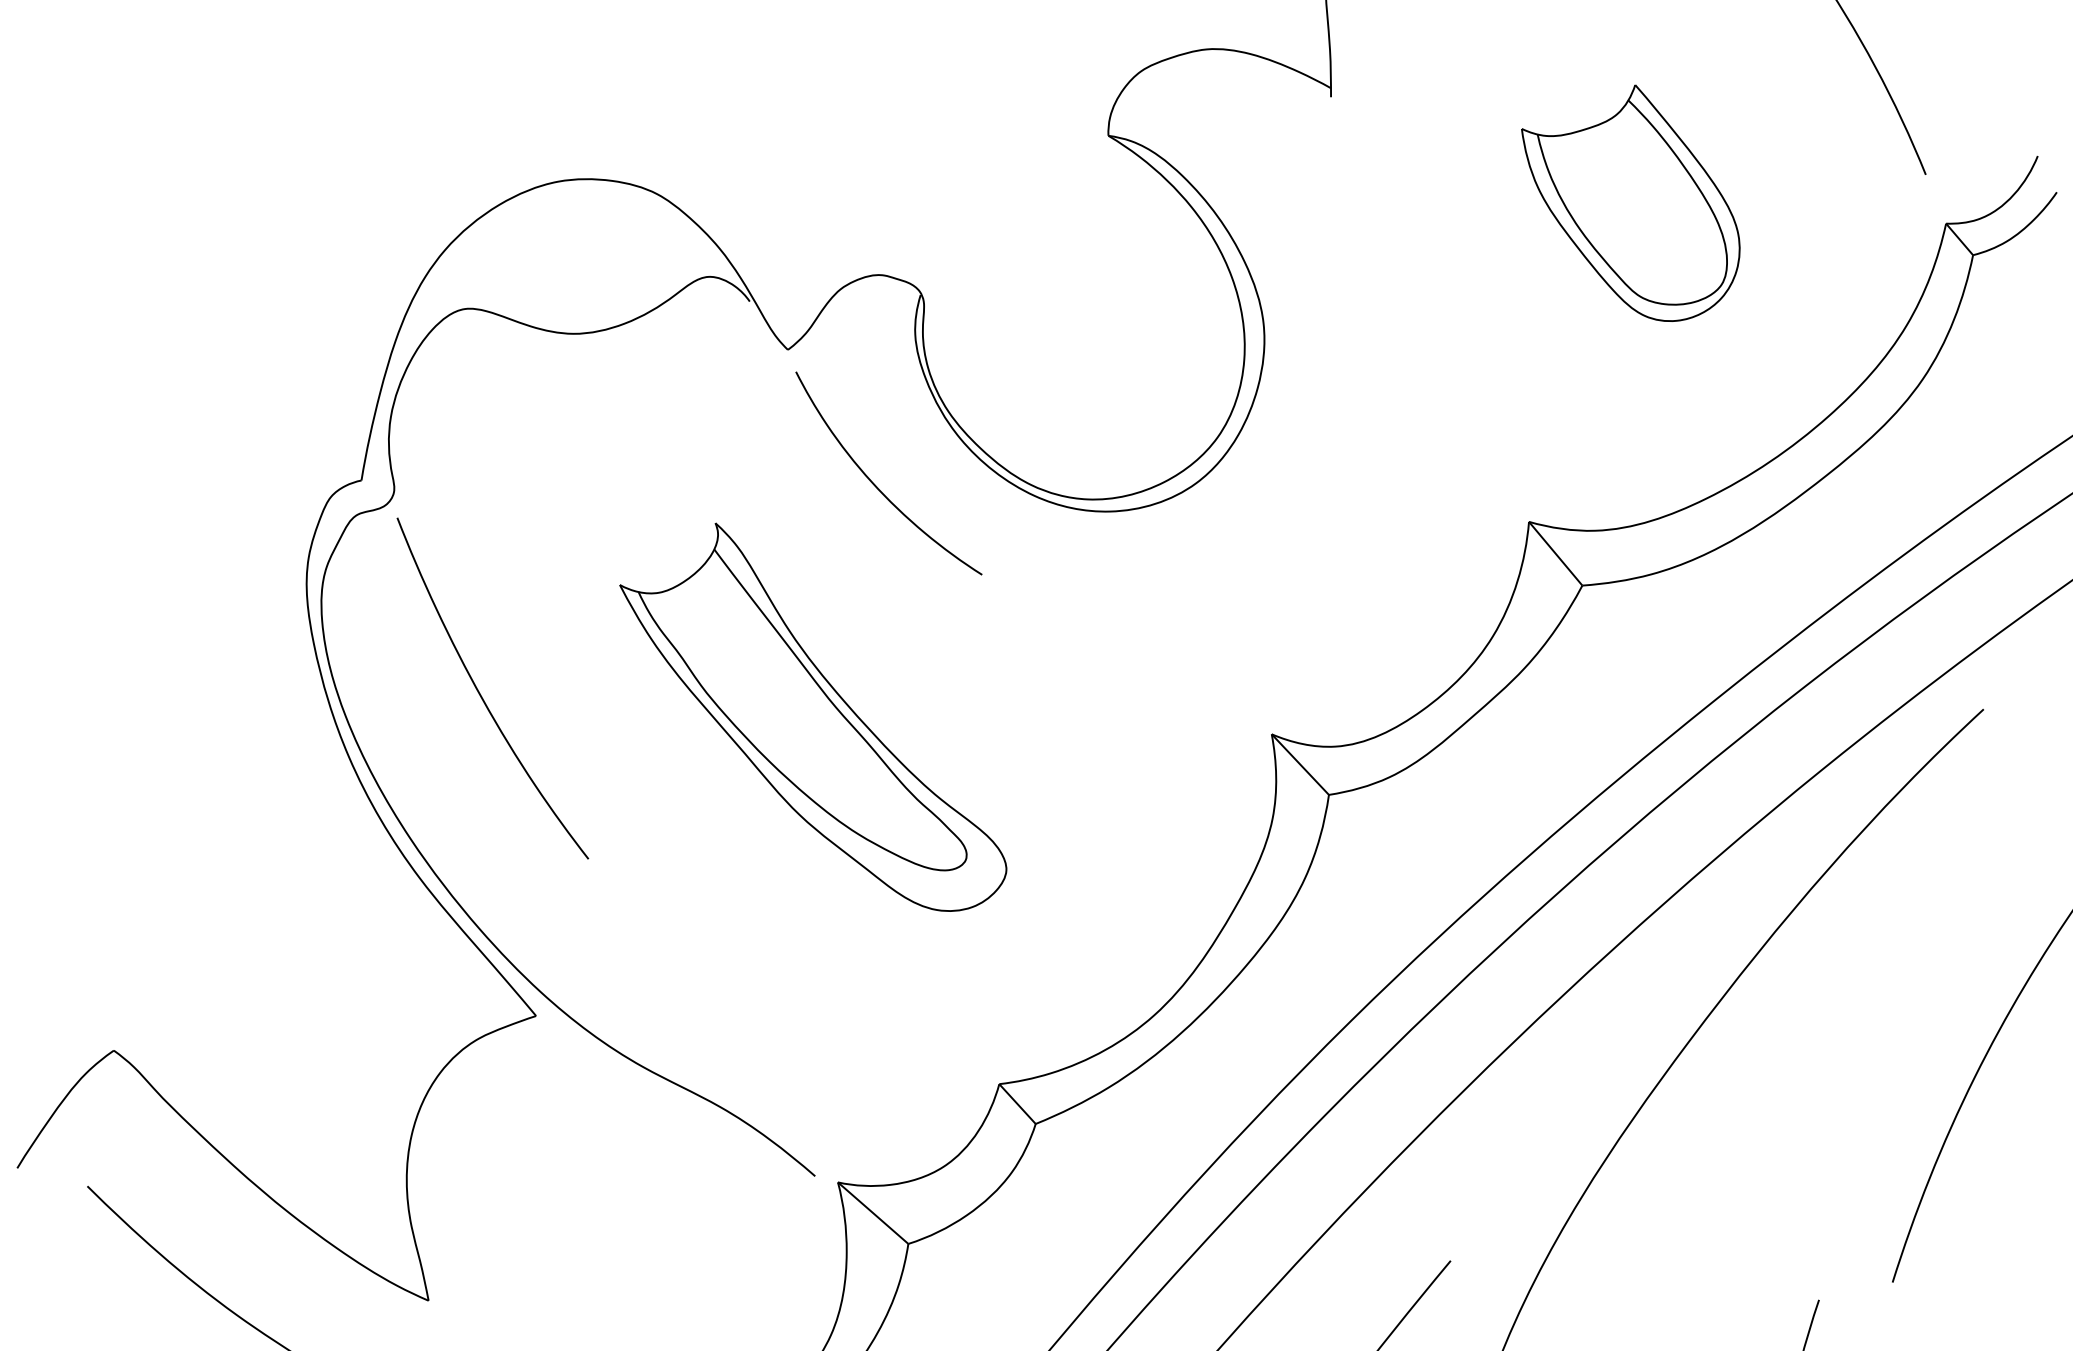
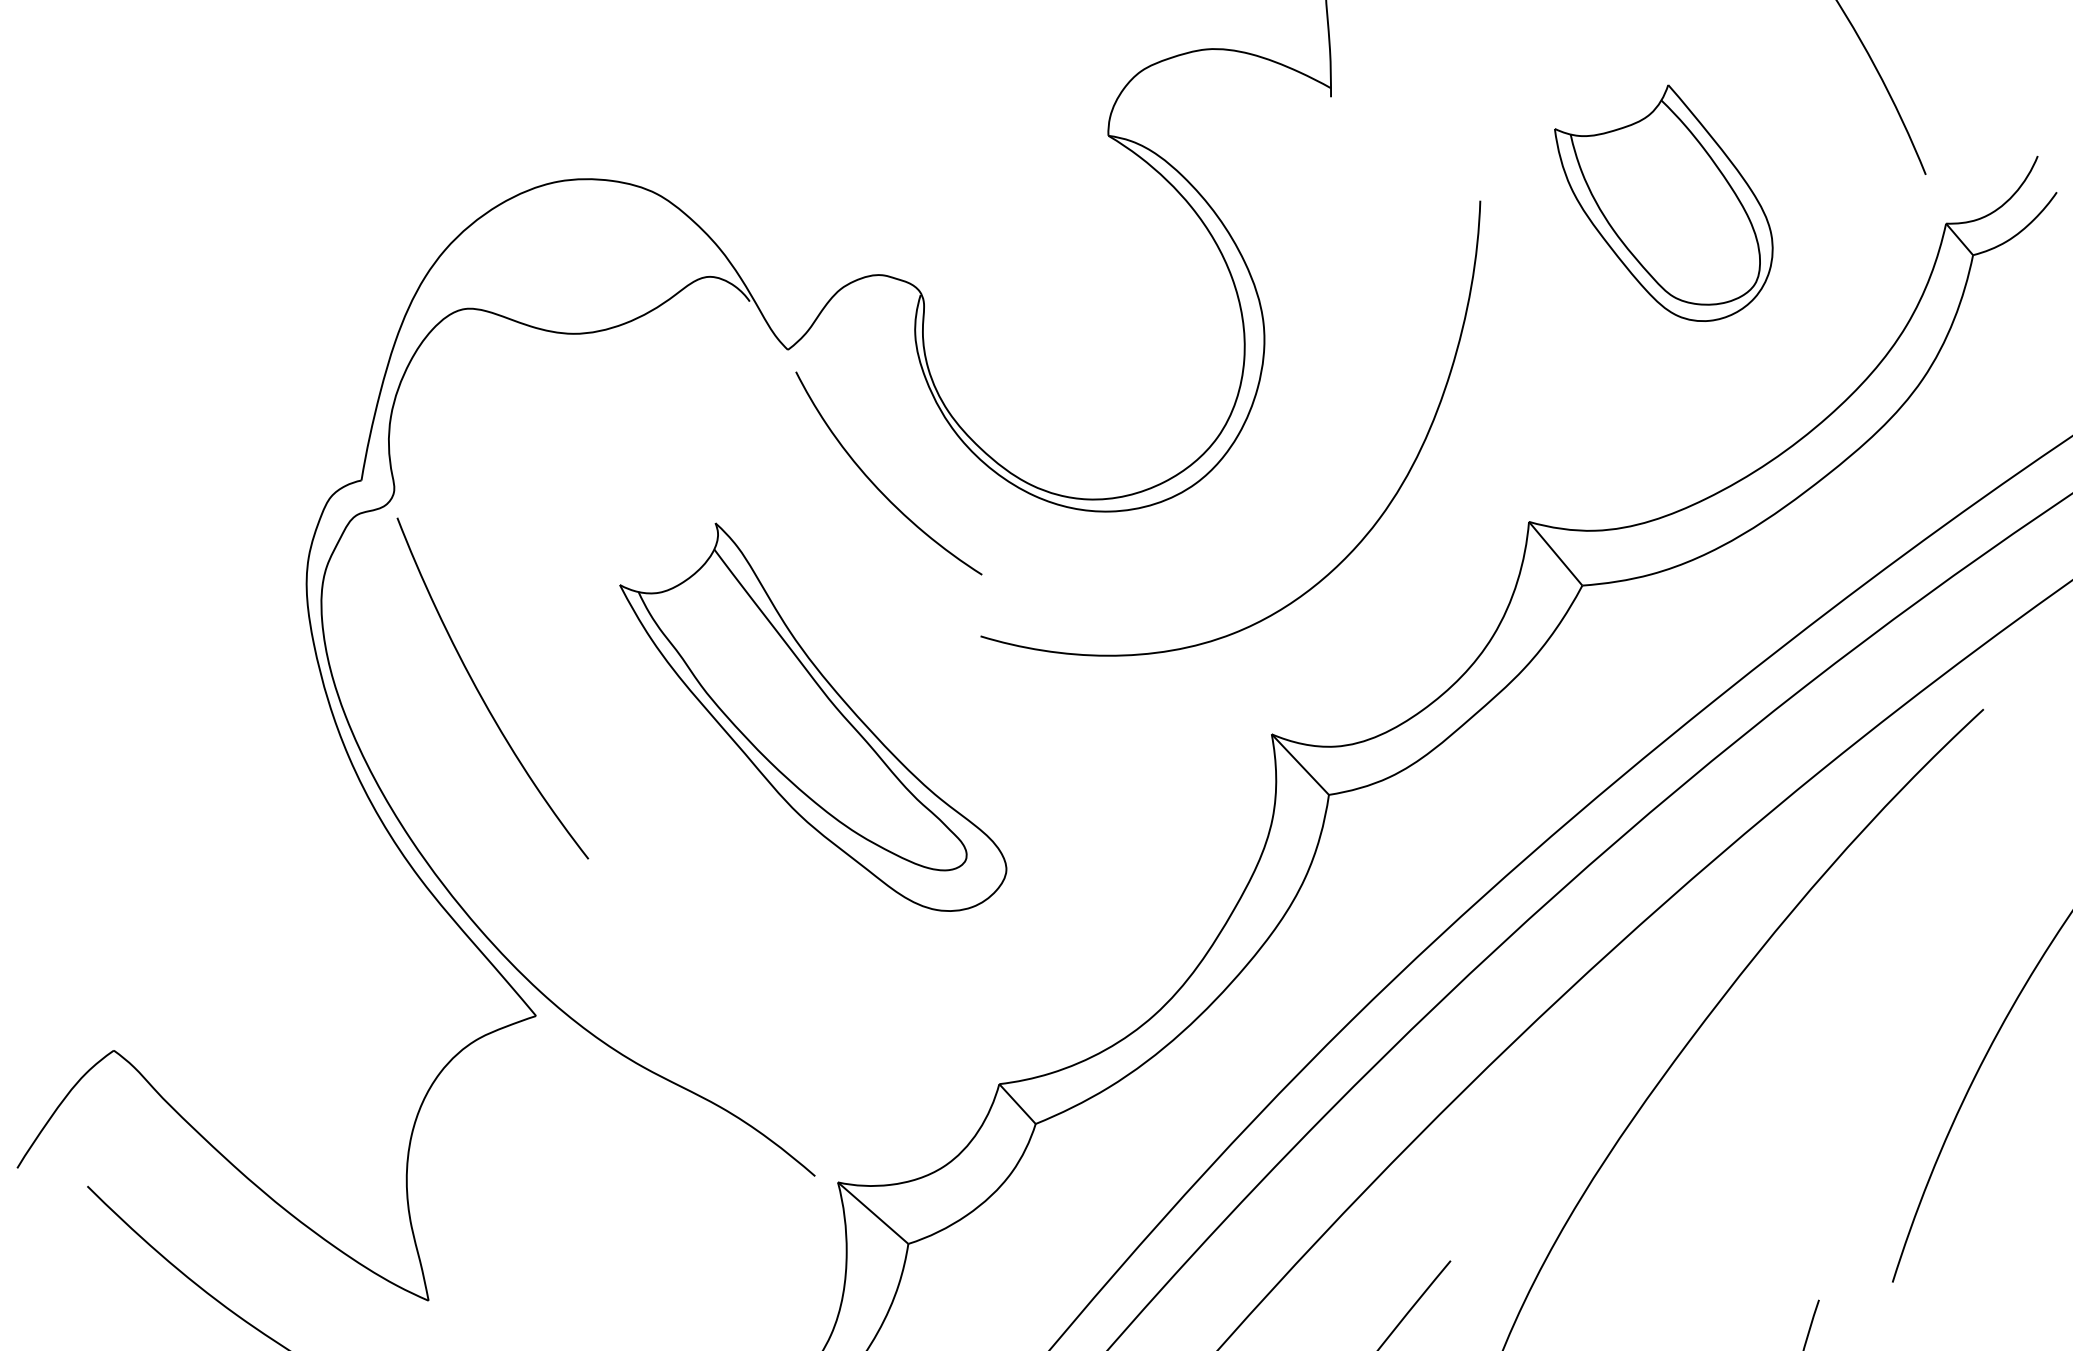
part position: (1630, 202) -> (1663, 202) (1663, 202)
curve: none -> present (1358, 542)
